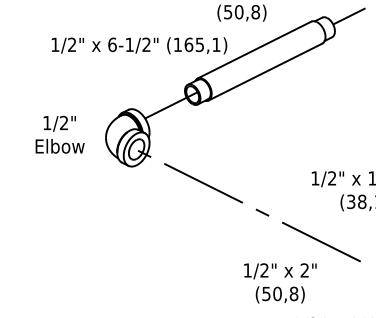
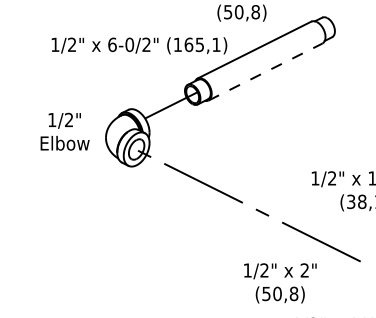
line: present -> none (349, 16)
text: 6-1/2" -> 6-0/2" (129, 44)
line: solid -> dashed (265, 72)
text position: (59, 134) -> (64, 131) (64, 131)
